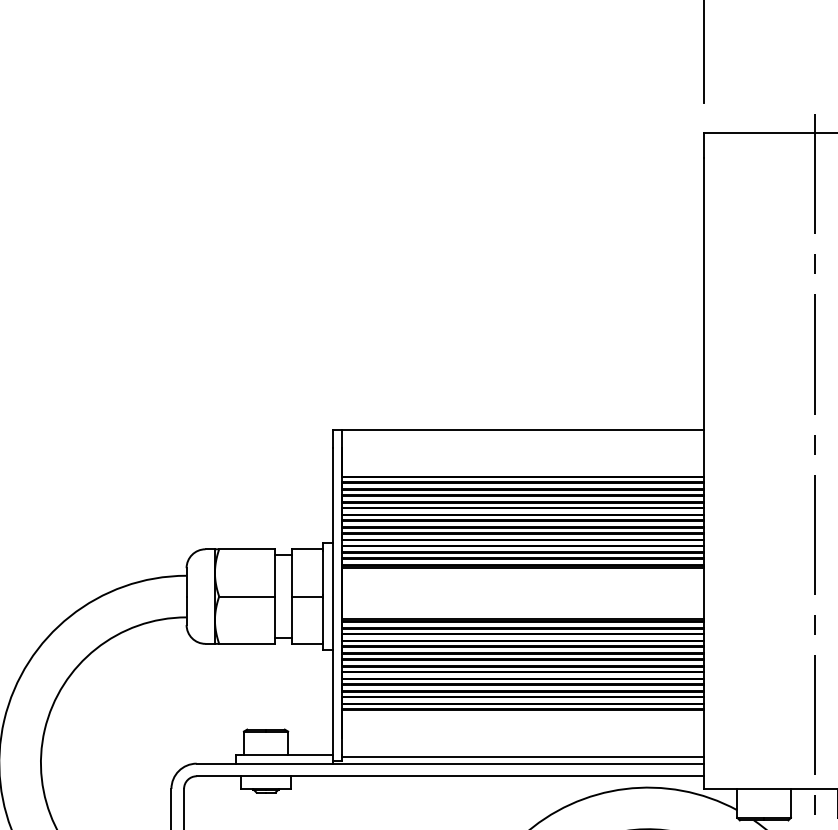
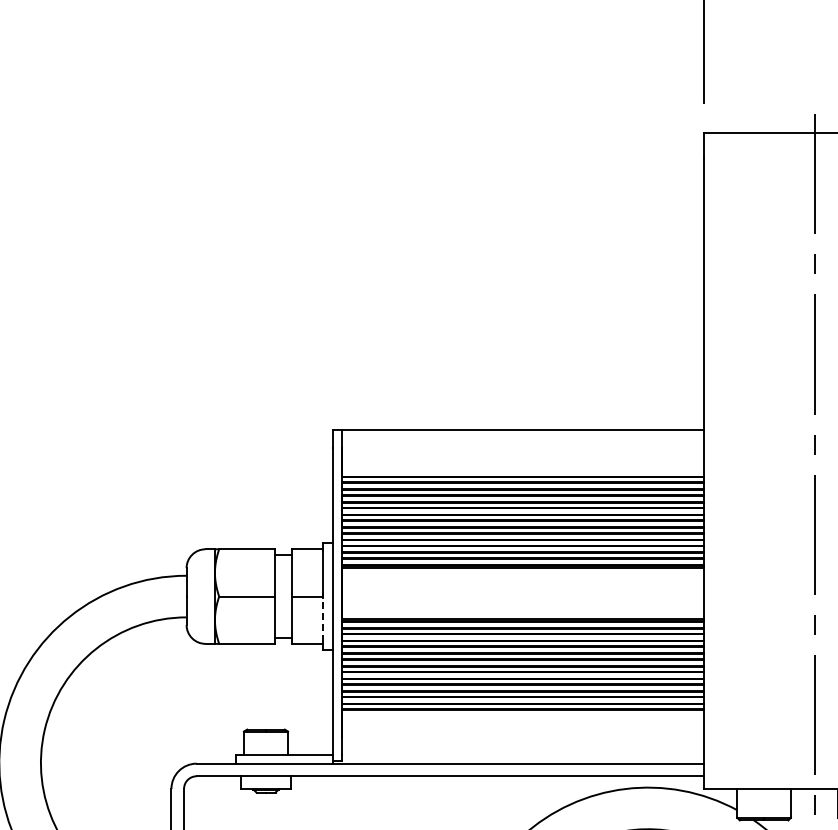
line: solid -> dashed (323, 620)
line: present -> none (522, 757)
